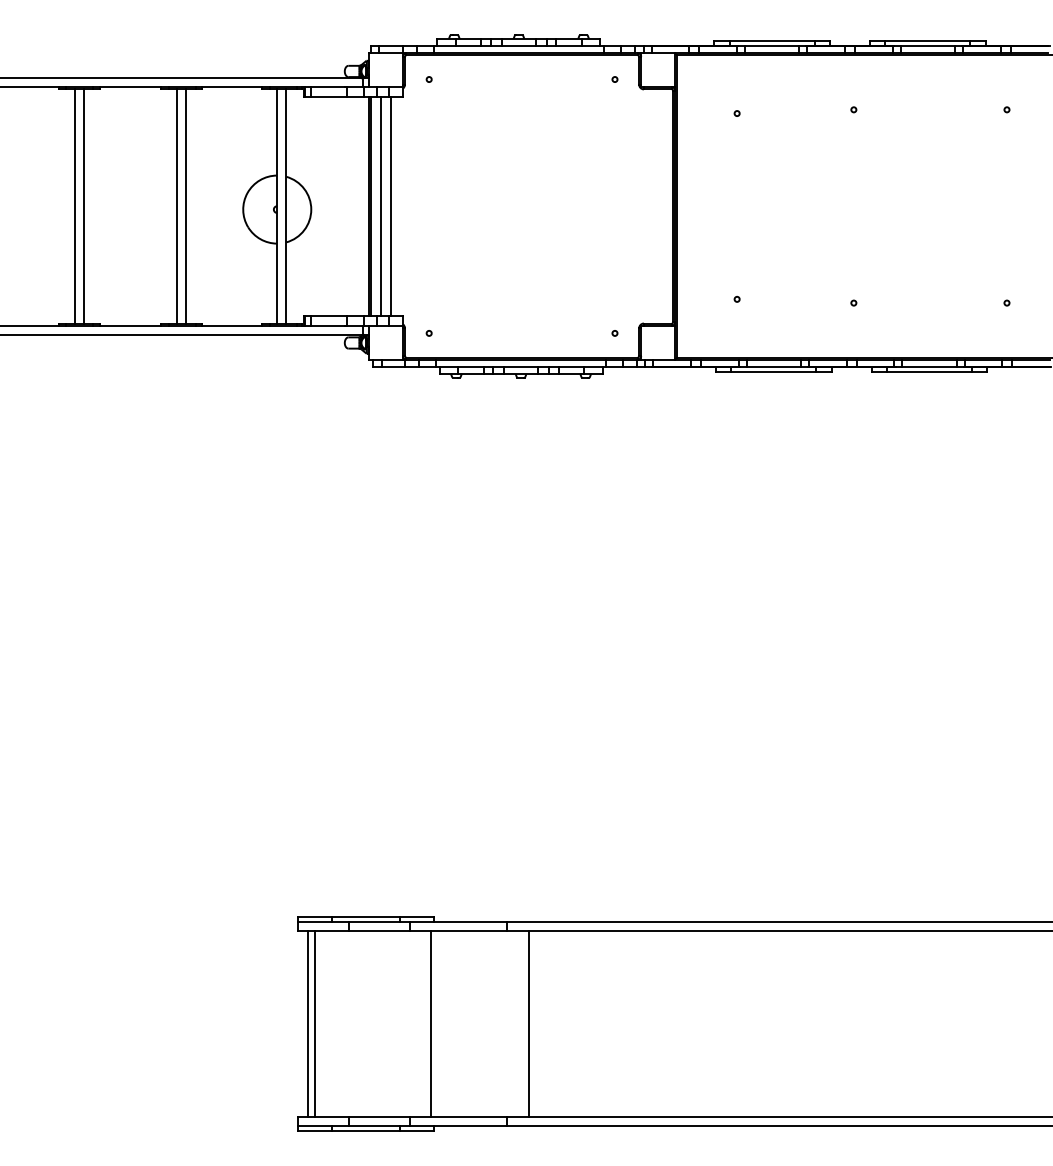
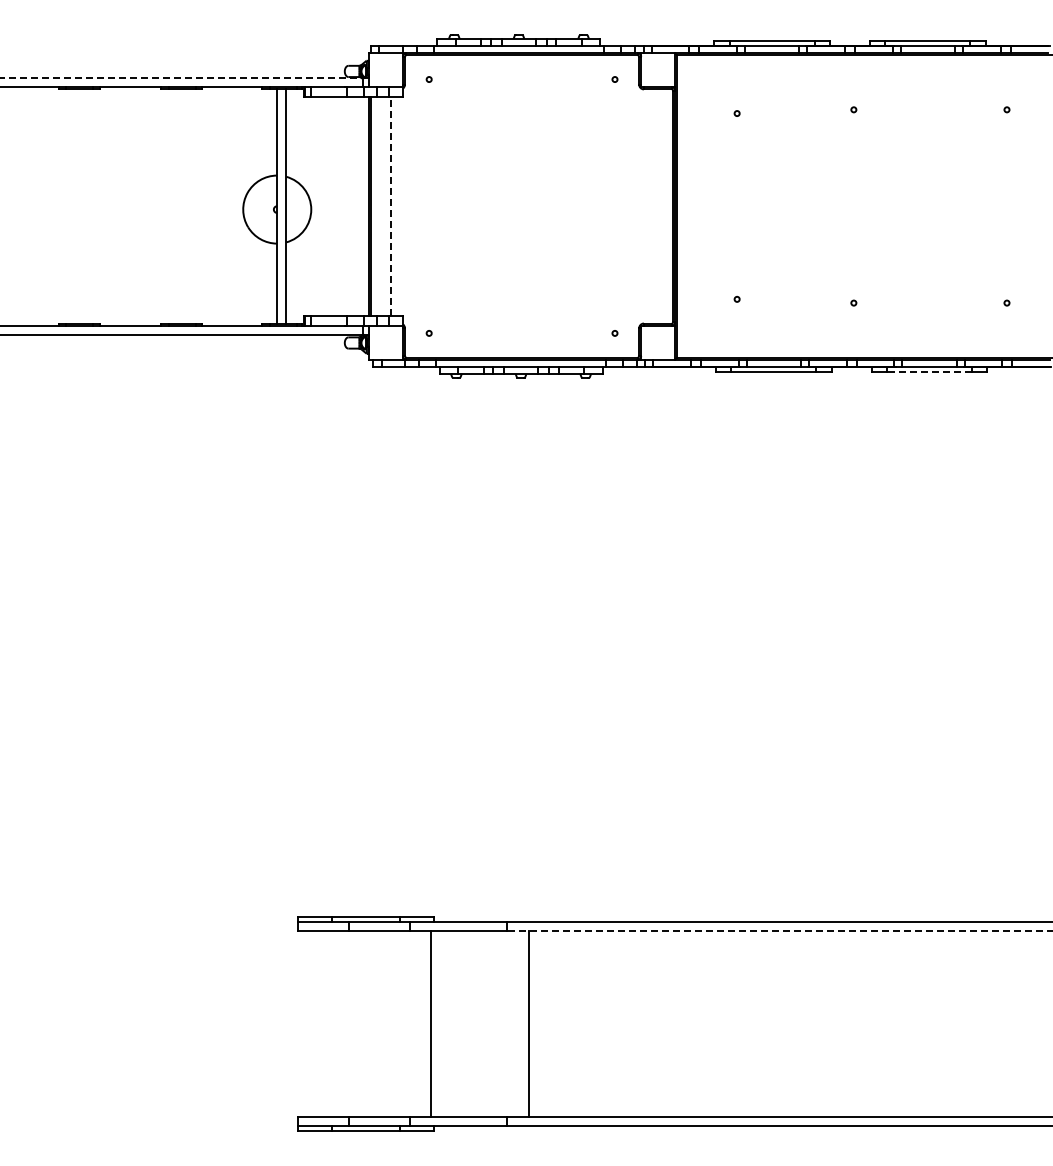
line: solid -> dashed (182, 78)
line: present -> none (75, 206)
line: present -> none (84, 206)
line: present -> none (177, 206)
line: present -> none (186, 206)
line: present -> none (381, 206)
line: solid -> dashed (390, 206)
line: solid -> dashed (929, 371)
line: solid -> dashed (779, 930)
line: present -> none (308, 1023)
line: present -> none (314, 1023)
